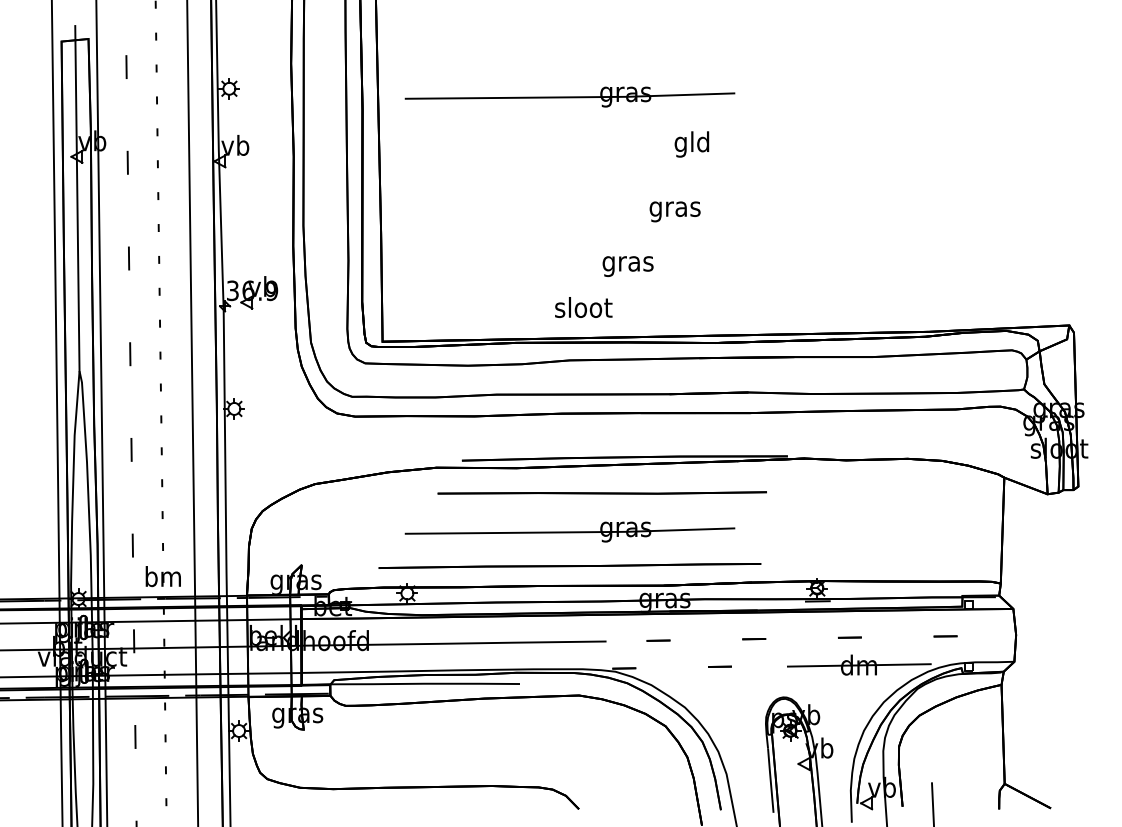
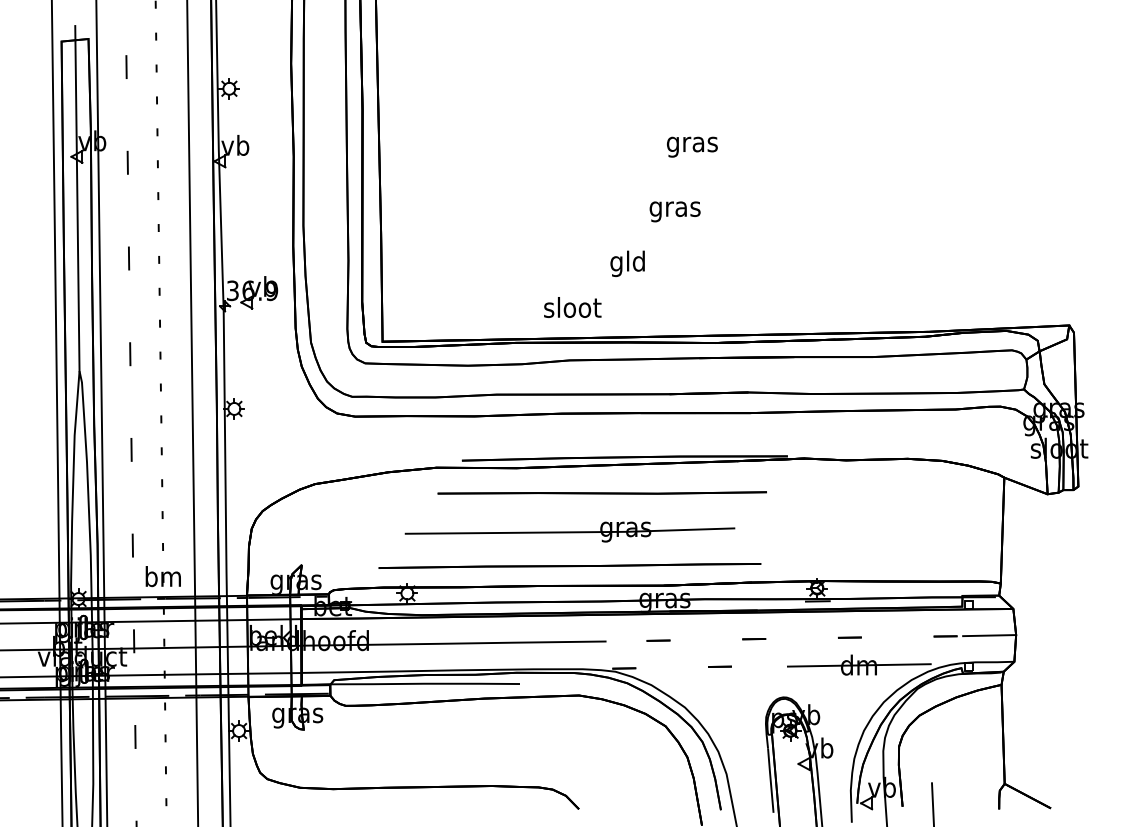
part: present -> none (569, 96)
text: gld -> gras (691, 144)
text: gras -> gld (627, 263)
text position: (583, 307) -> (572, 307) (572, 307)
line: none -> present (989, 635)
